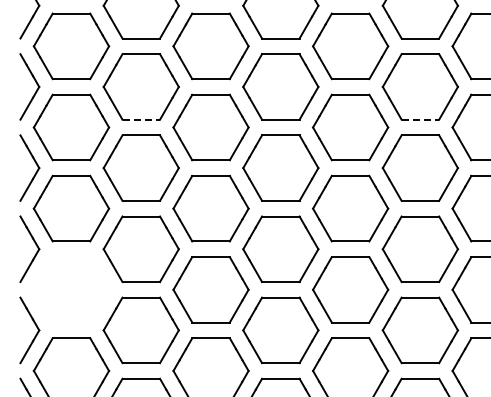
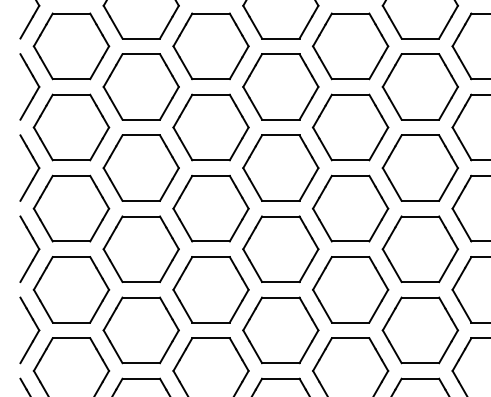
line: dashed -> solid (141, 119)
line: dashed -> solid (420, 119)
part: none -> present (71, 289)
